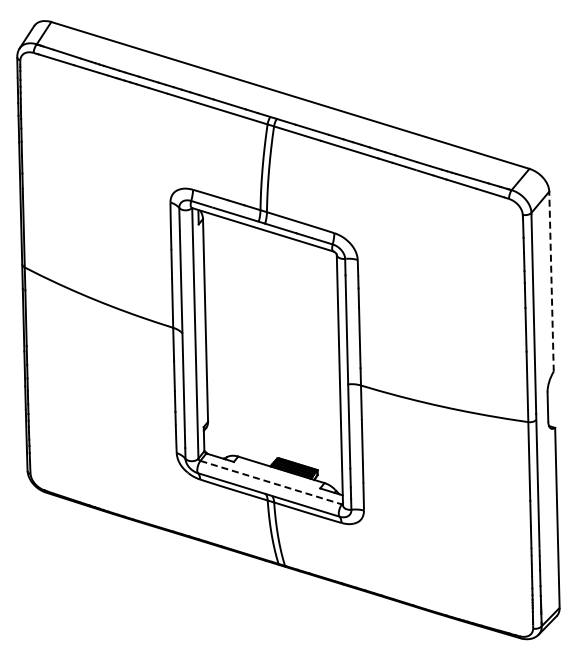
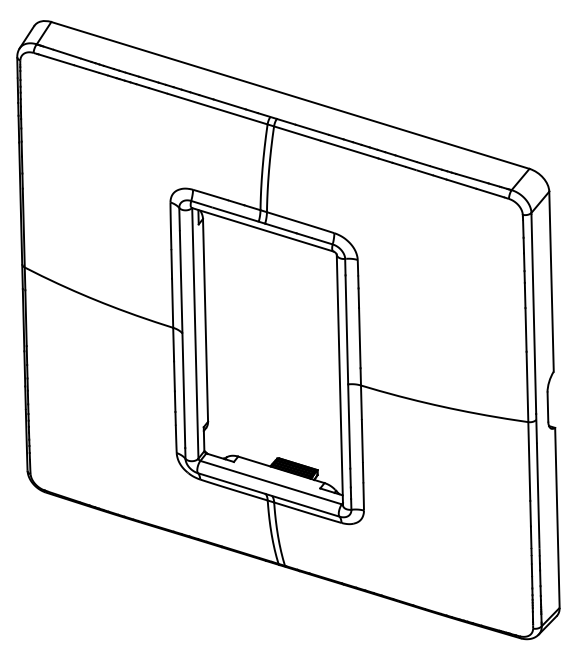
line: dashed -> solid (551, 281)
line: dashed -> solid (271, 482)
